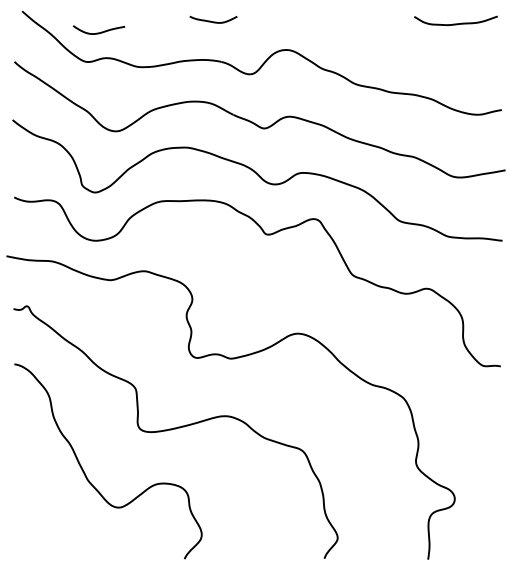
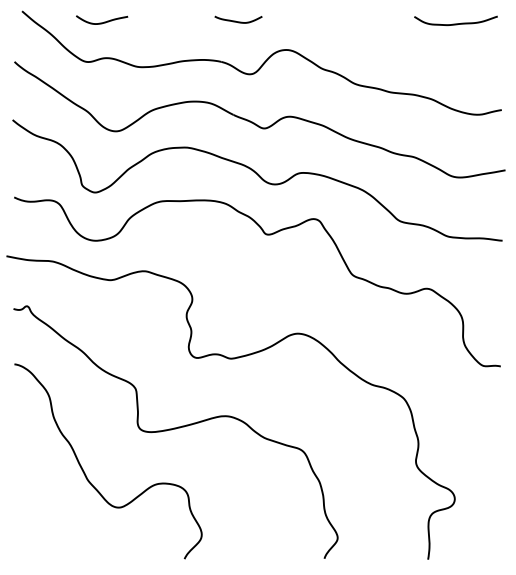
curve position: (213, 21) -> (238, 21) (238, 21)
curve position: (101, 31) -> (104, 21) (104, 21)
